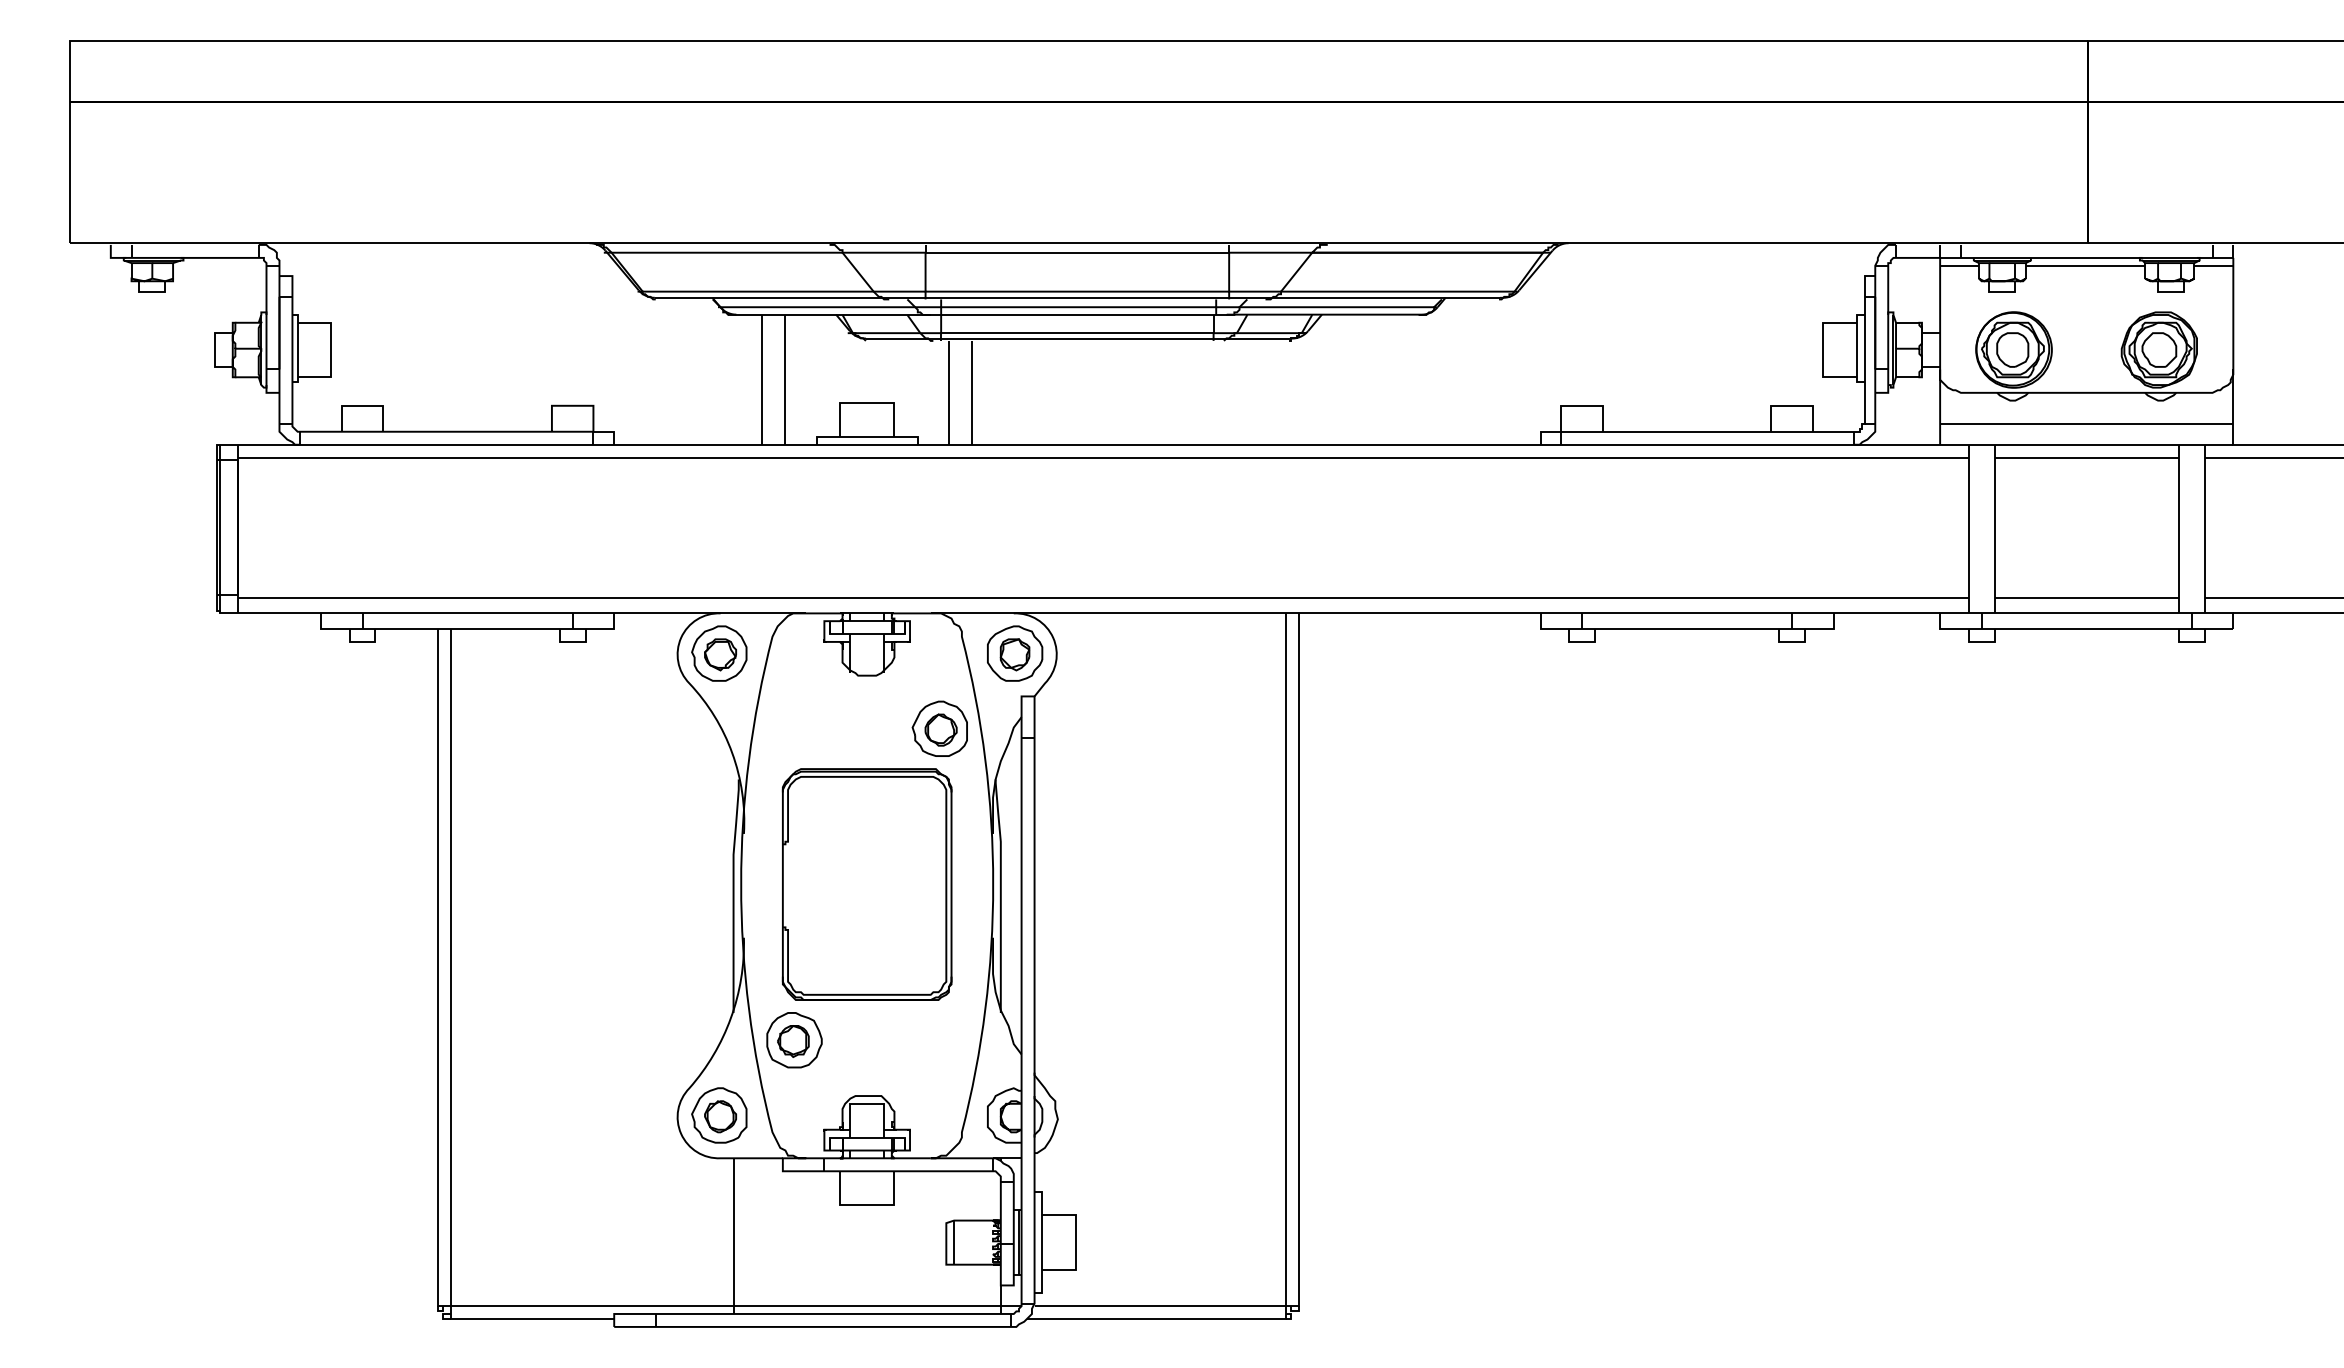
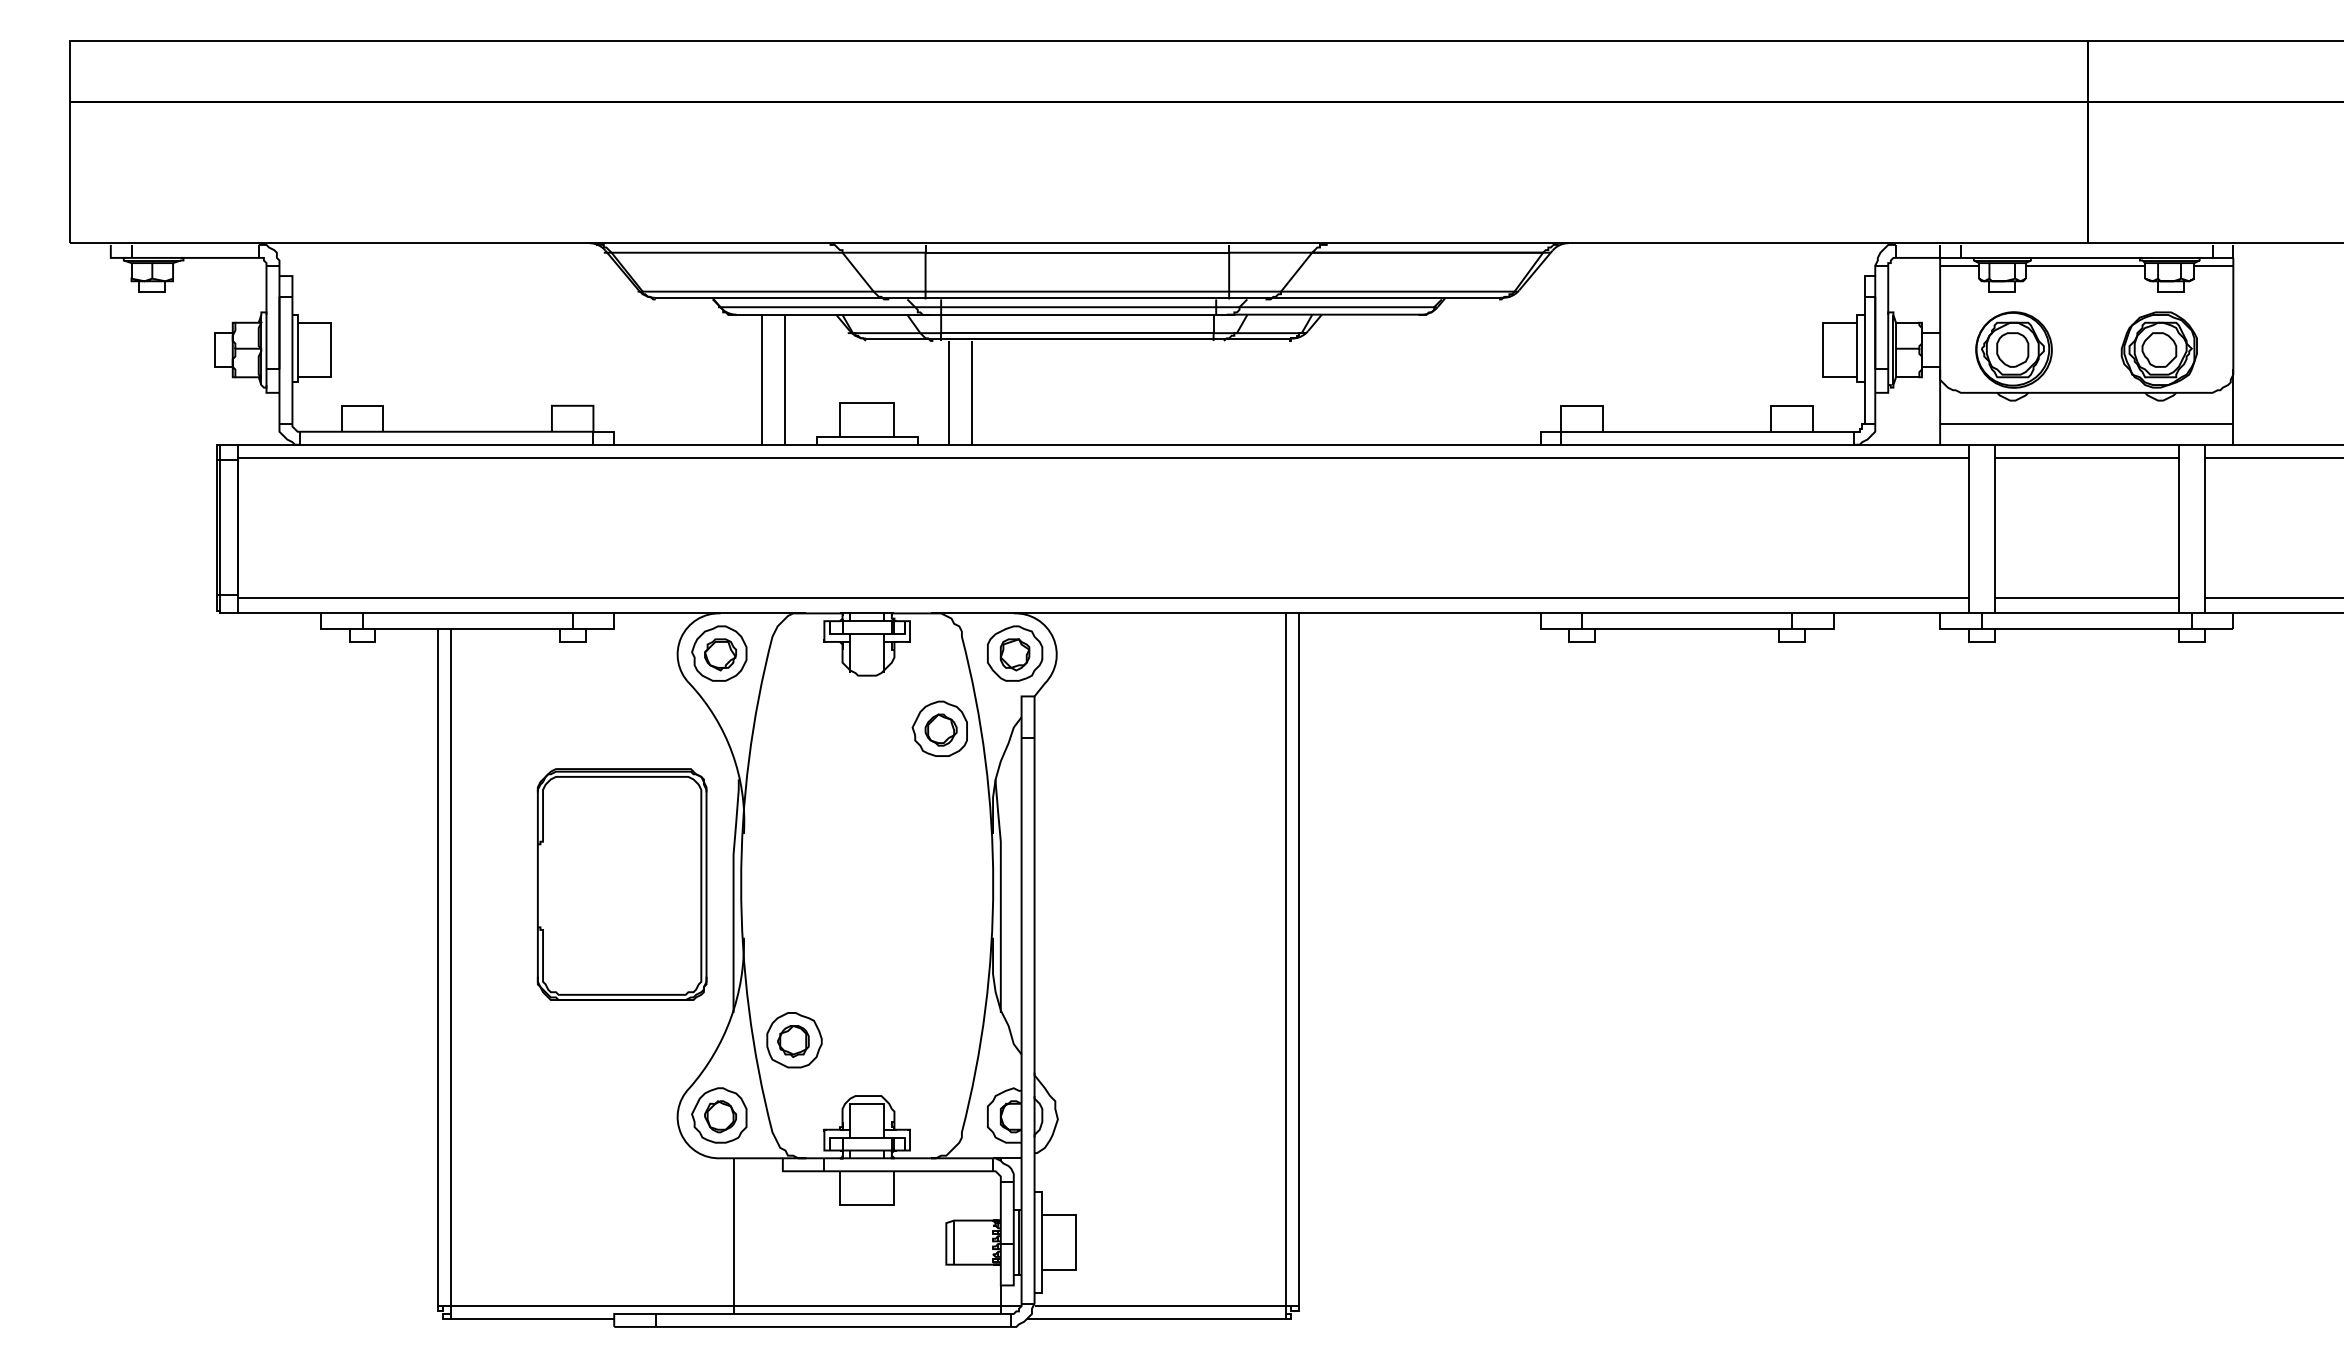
part position: (866, 884) -> (621, 884) (621, 884)
